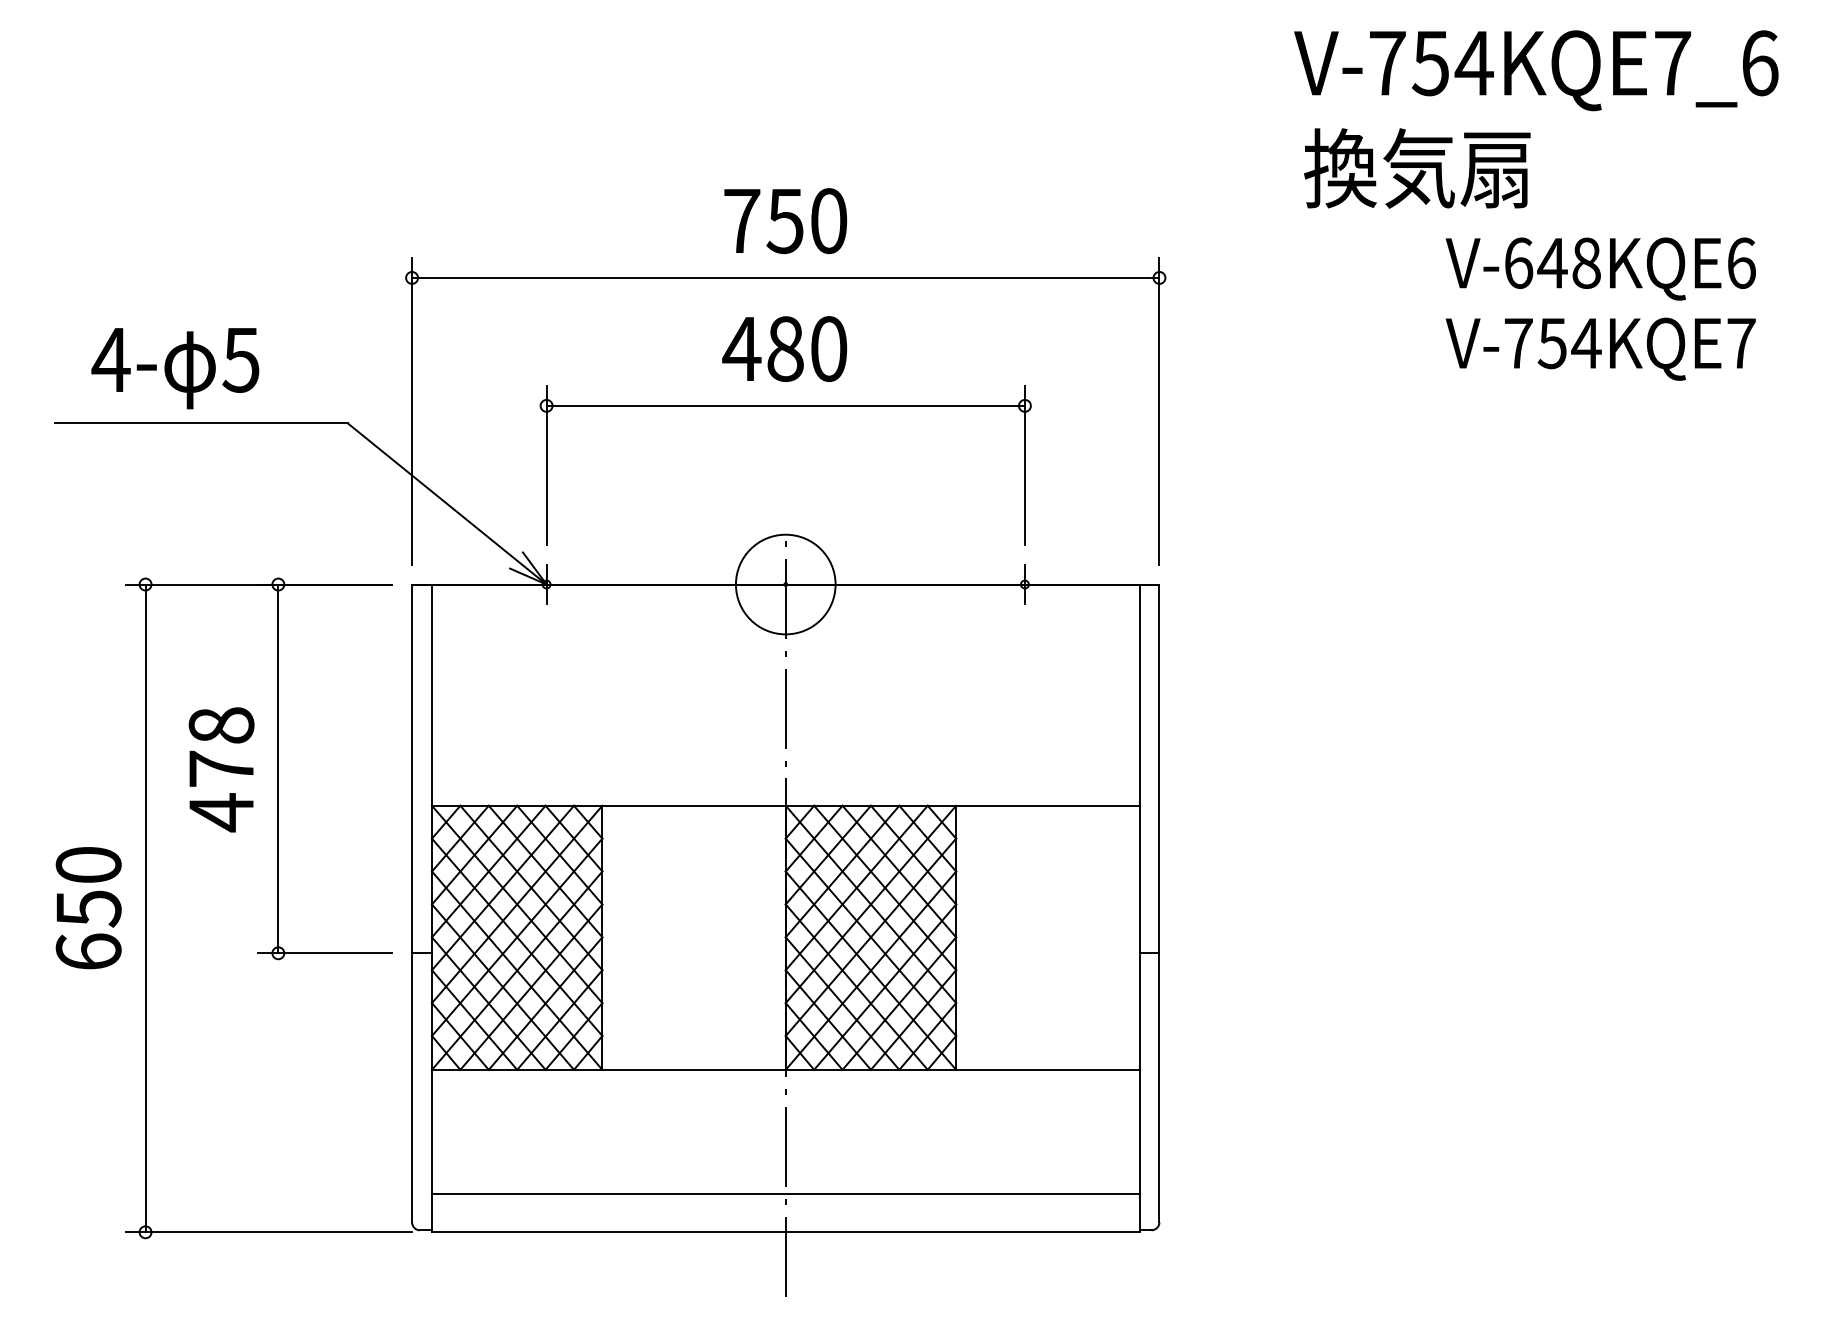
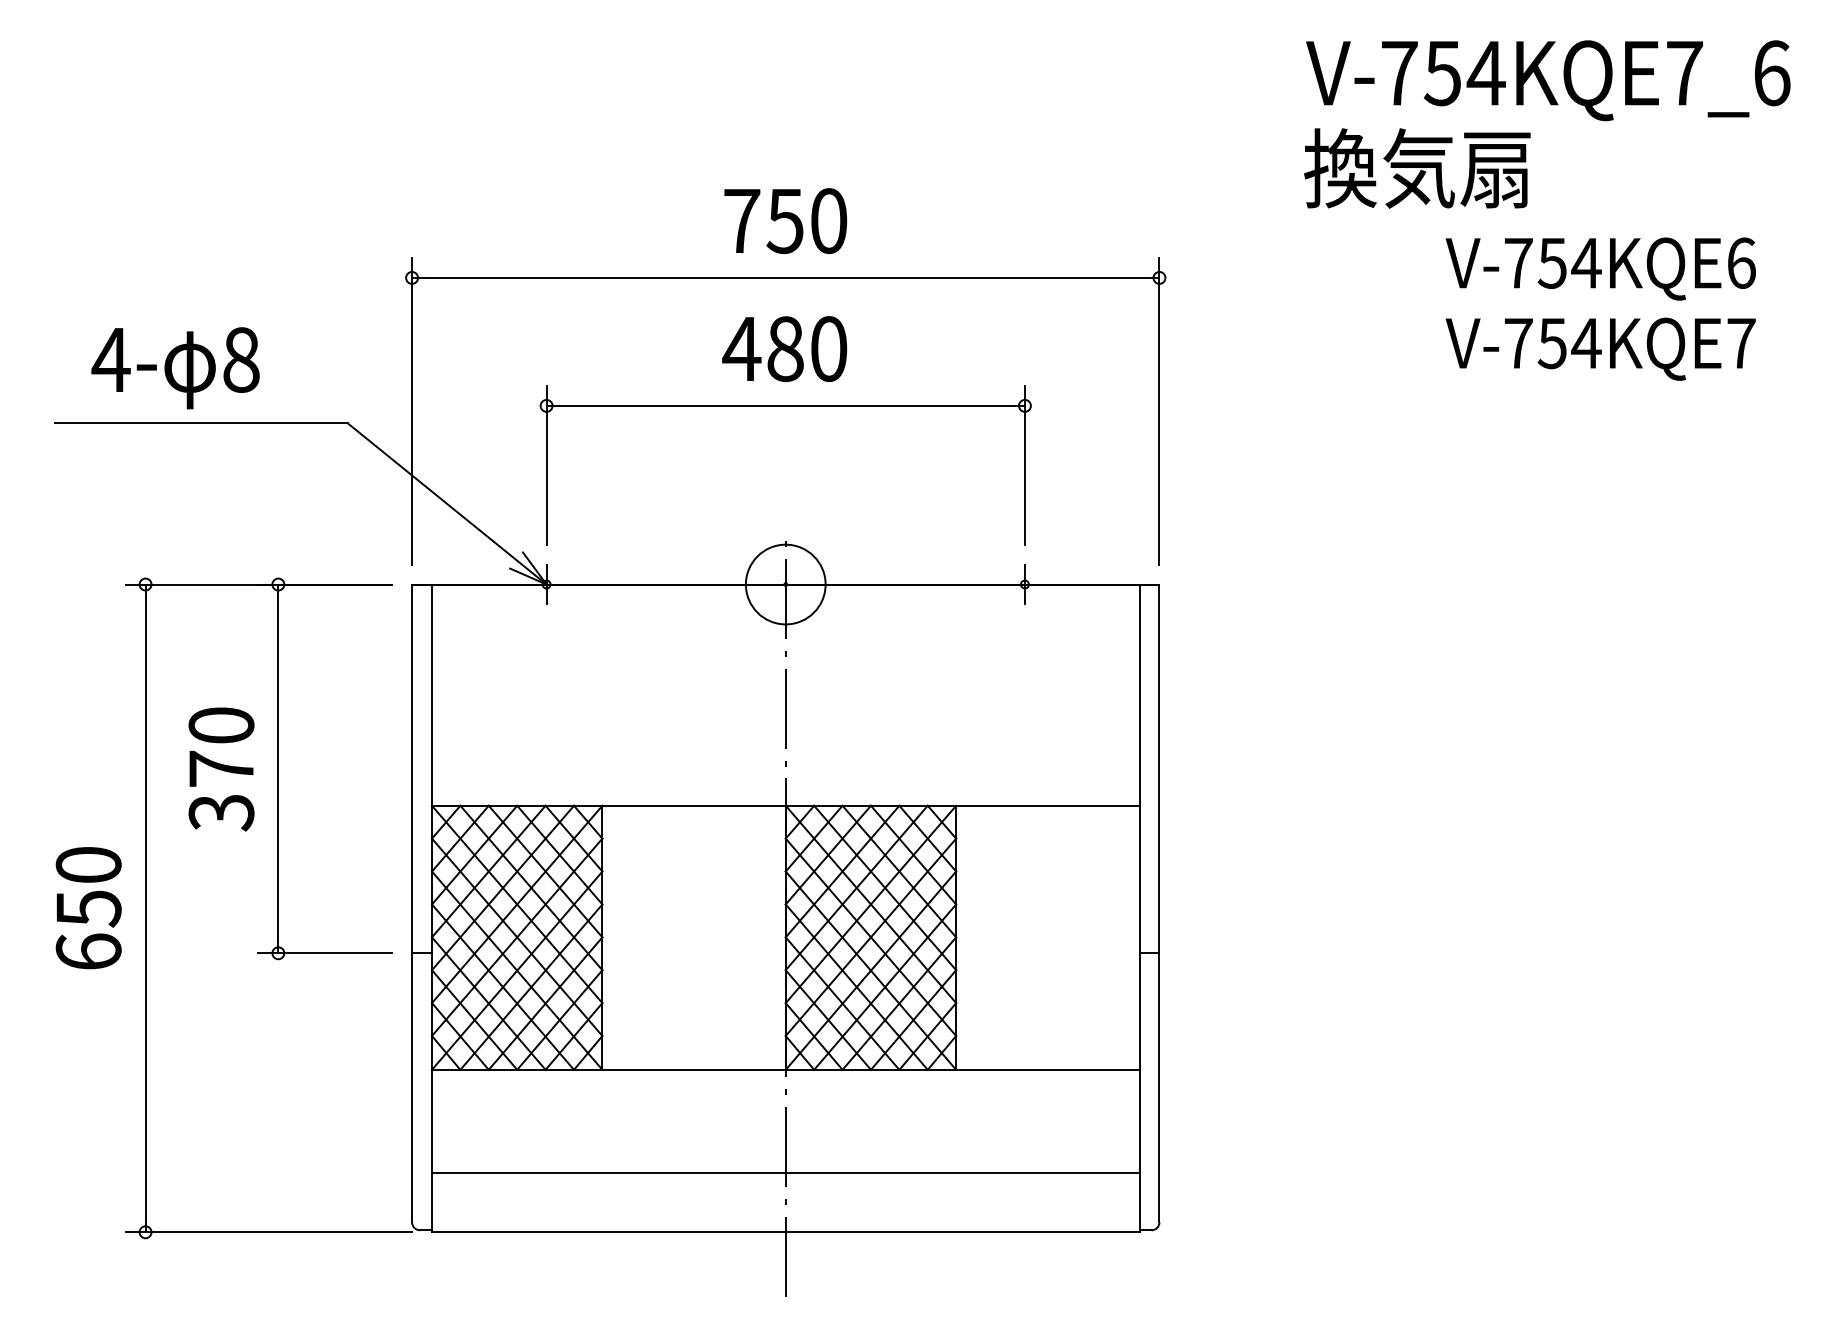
text position: (1536, 70) -> (1548, 80) (1548, 80)
text: V-648KQE6 -> V-754KQE6 (1553, 262)
text: 5 -> 8 (240, 359)
circle diameter: 100 px -> 80 px (785, 584)
text: 478 -> 370 (221, 769)
line position: (785, 1193) -> (785, 1172) (785, 1172)
